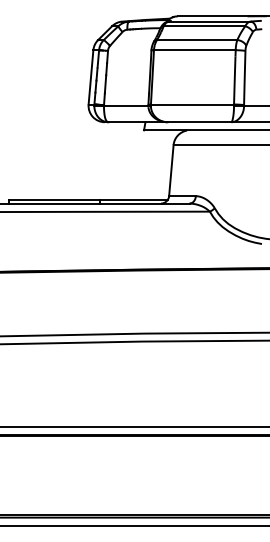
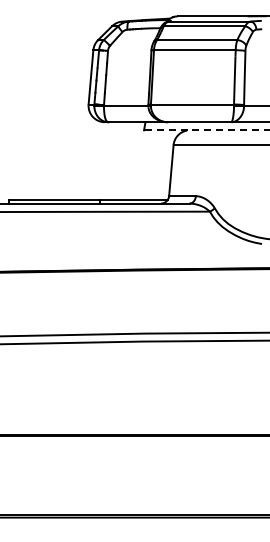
line: solid -> dashed (206, 130)
line: present -> none (134, 426)
line: present -> none (134, 525)
